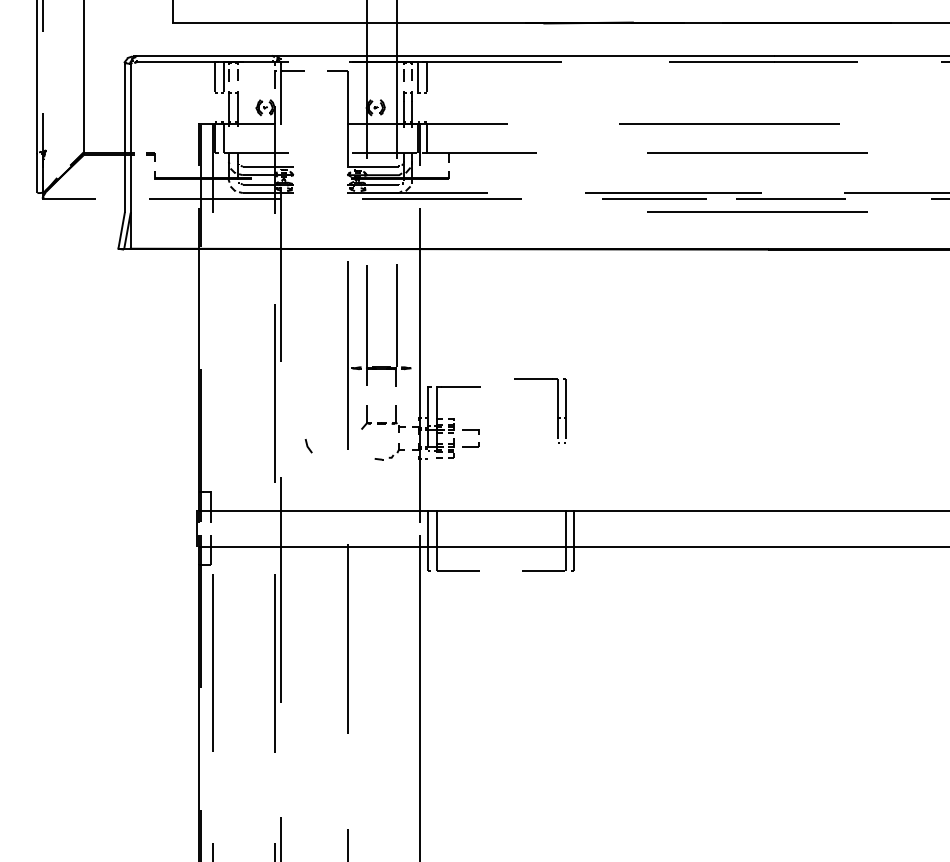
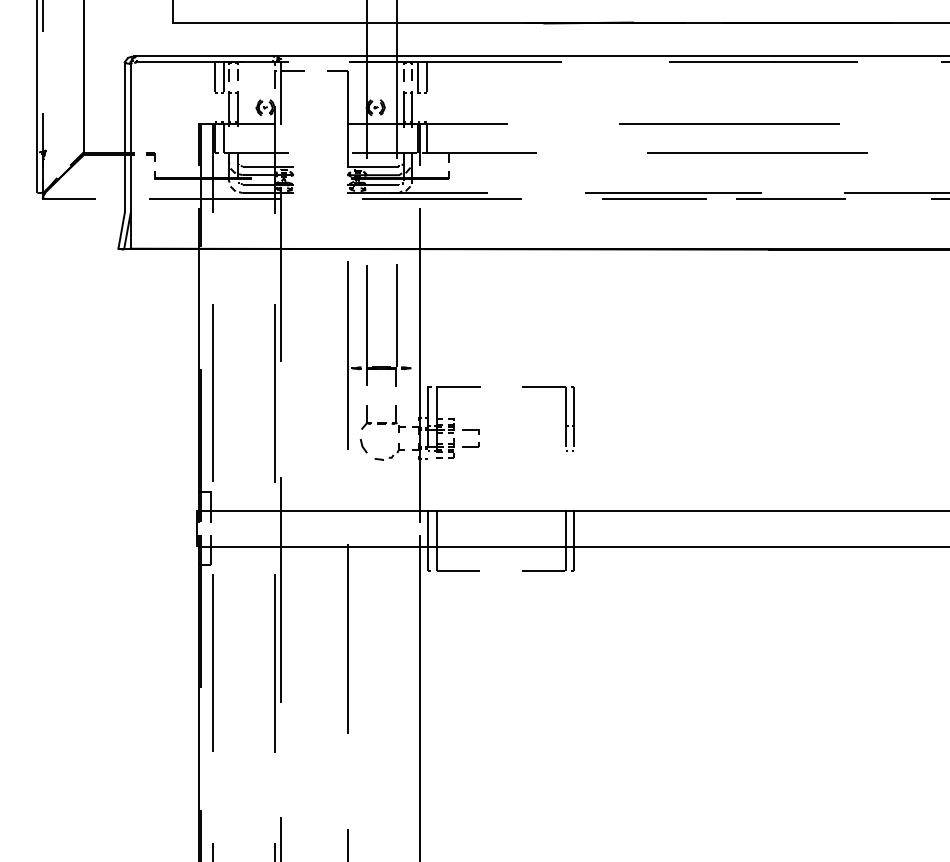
line: present -> none (757, 211)
line: none -> present (212, 392)
part position: (557, 410) -> (565, 418) (565, 418)
line position: (308, 446) -> (363, 446) (363, 446)
